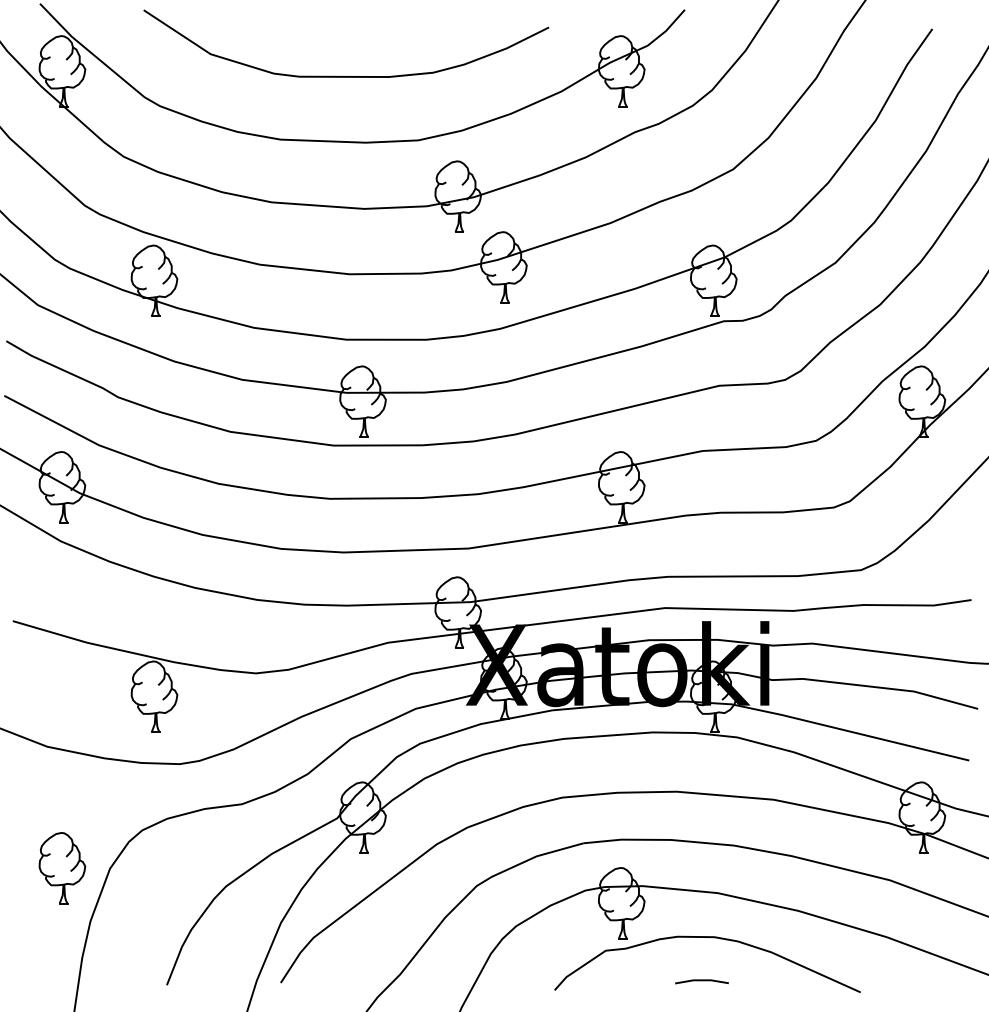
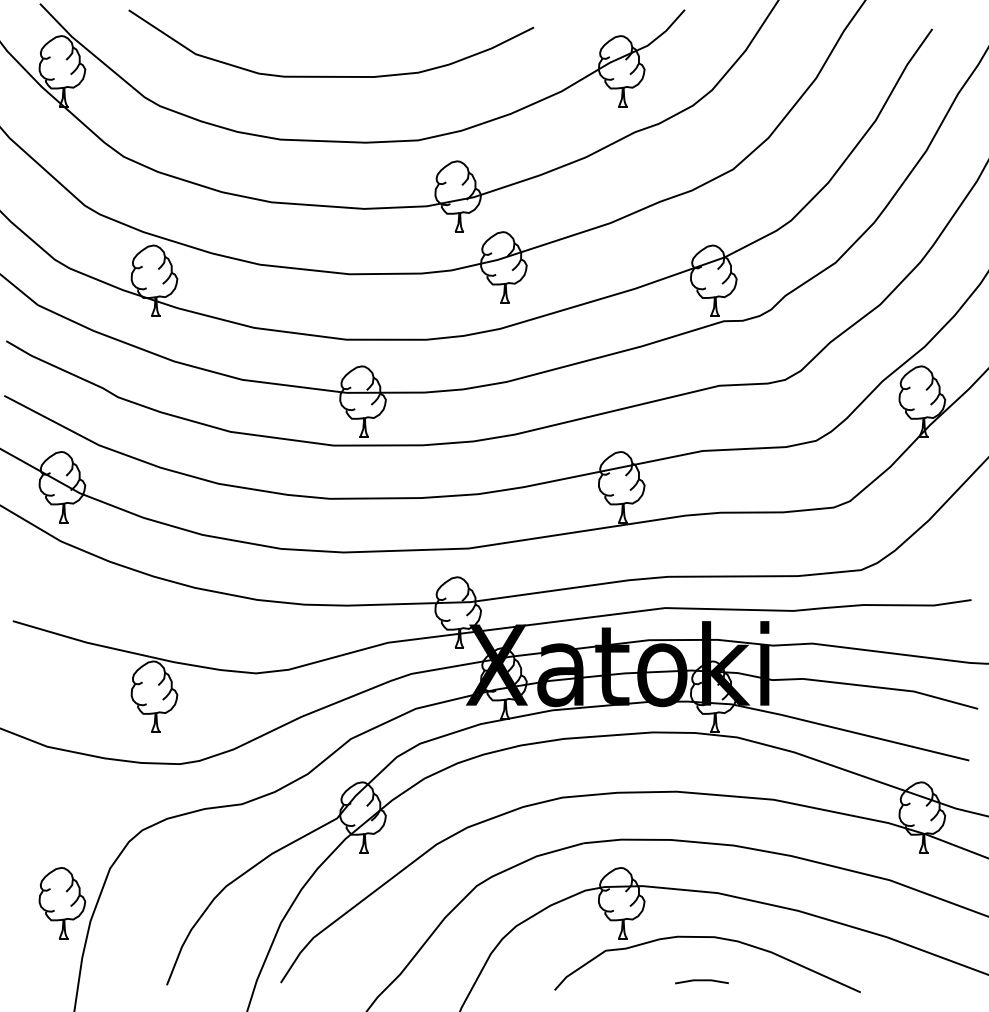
curve position: (346, 76) -> (331, 76) (331, 76)
part position: (62, 868) -> (62, 903) (62, 903)
